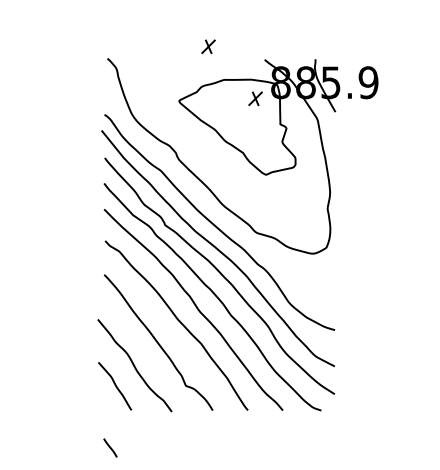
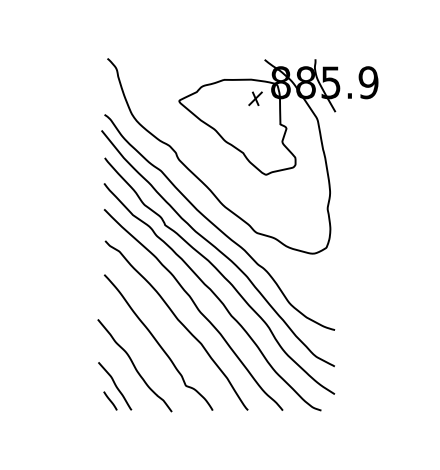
part: present -> none (208, 46)
line position: (110, 447) -> (110, 400) (110, 400)
